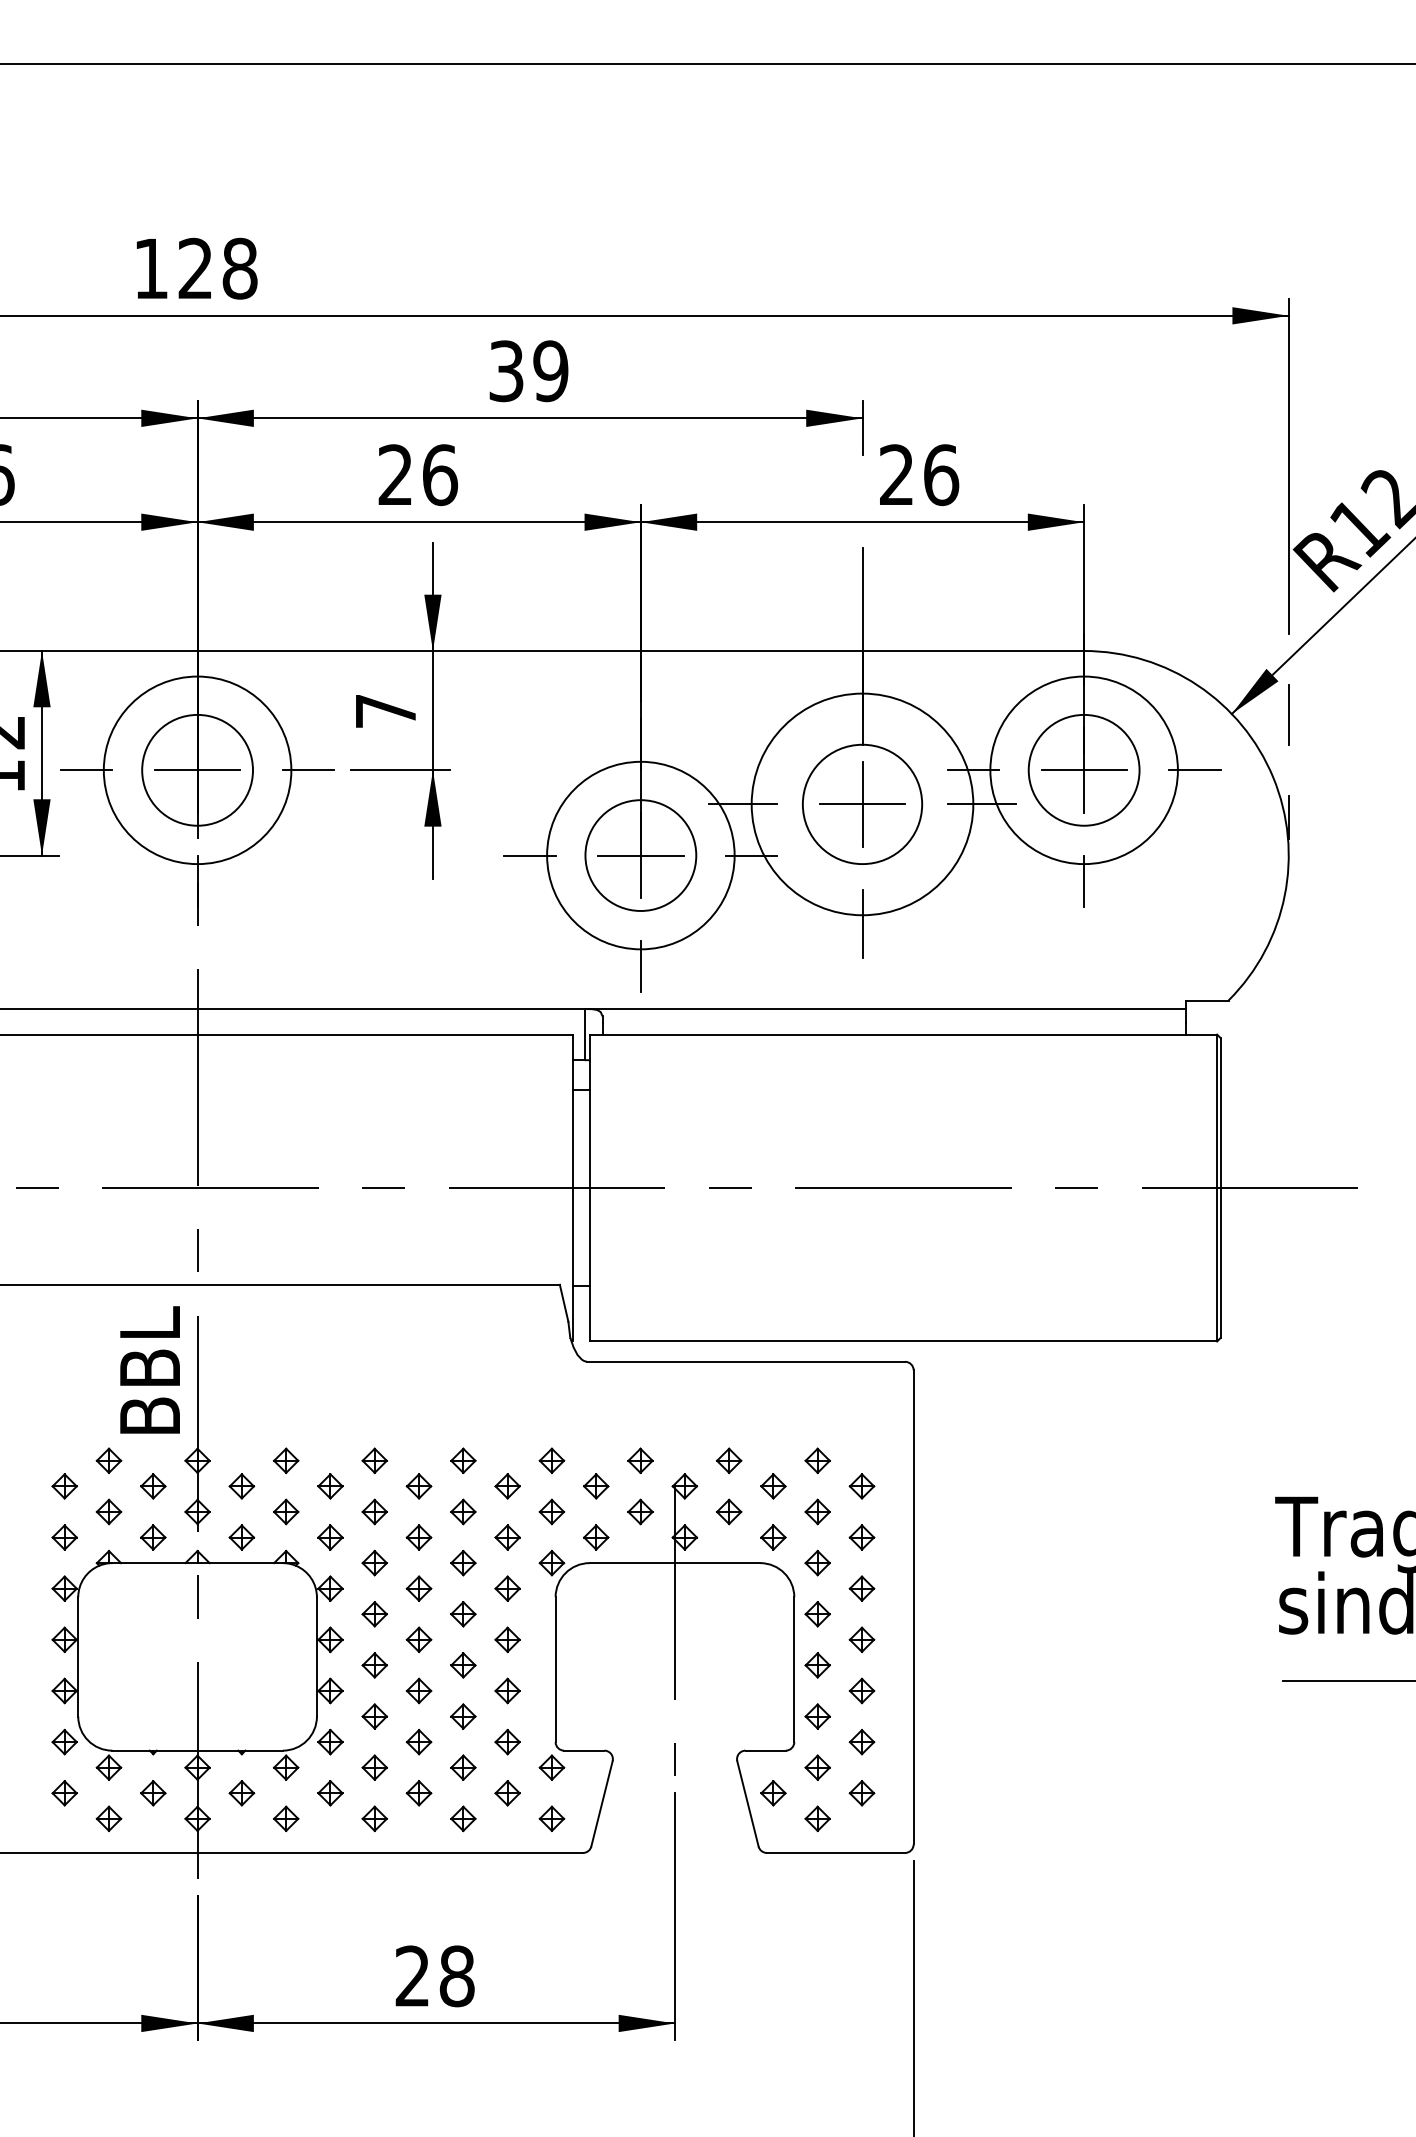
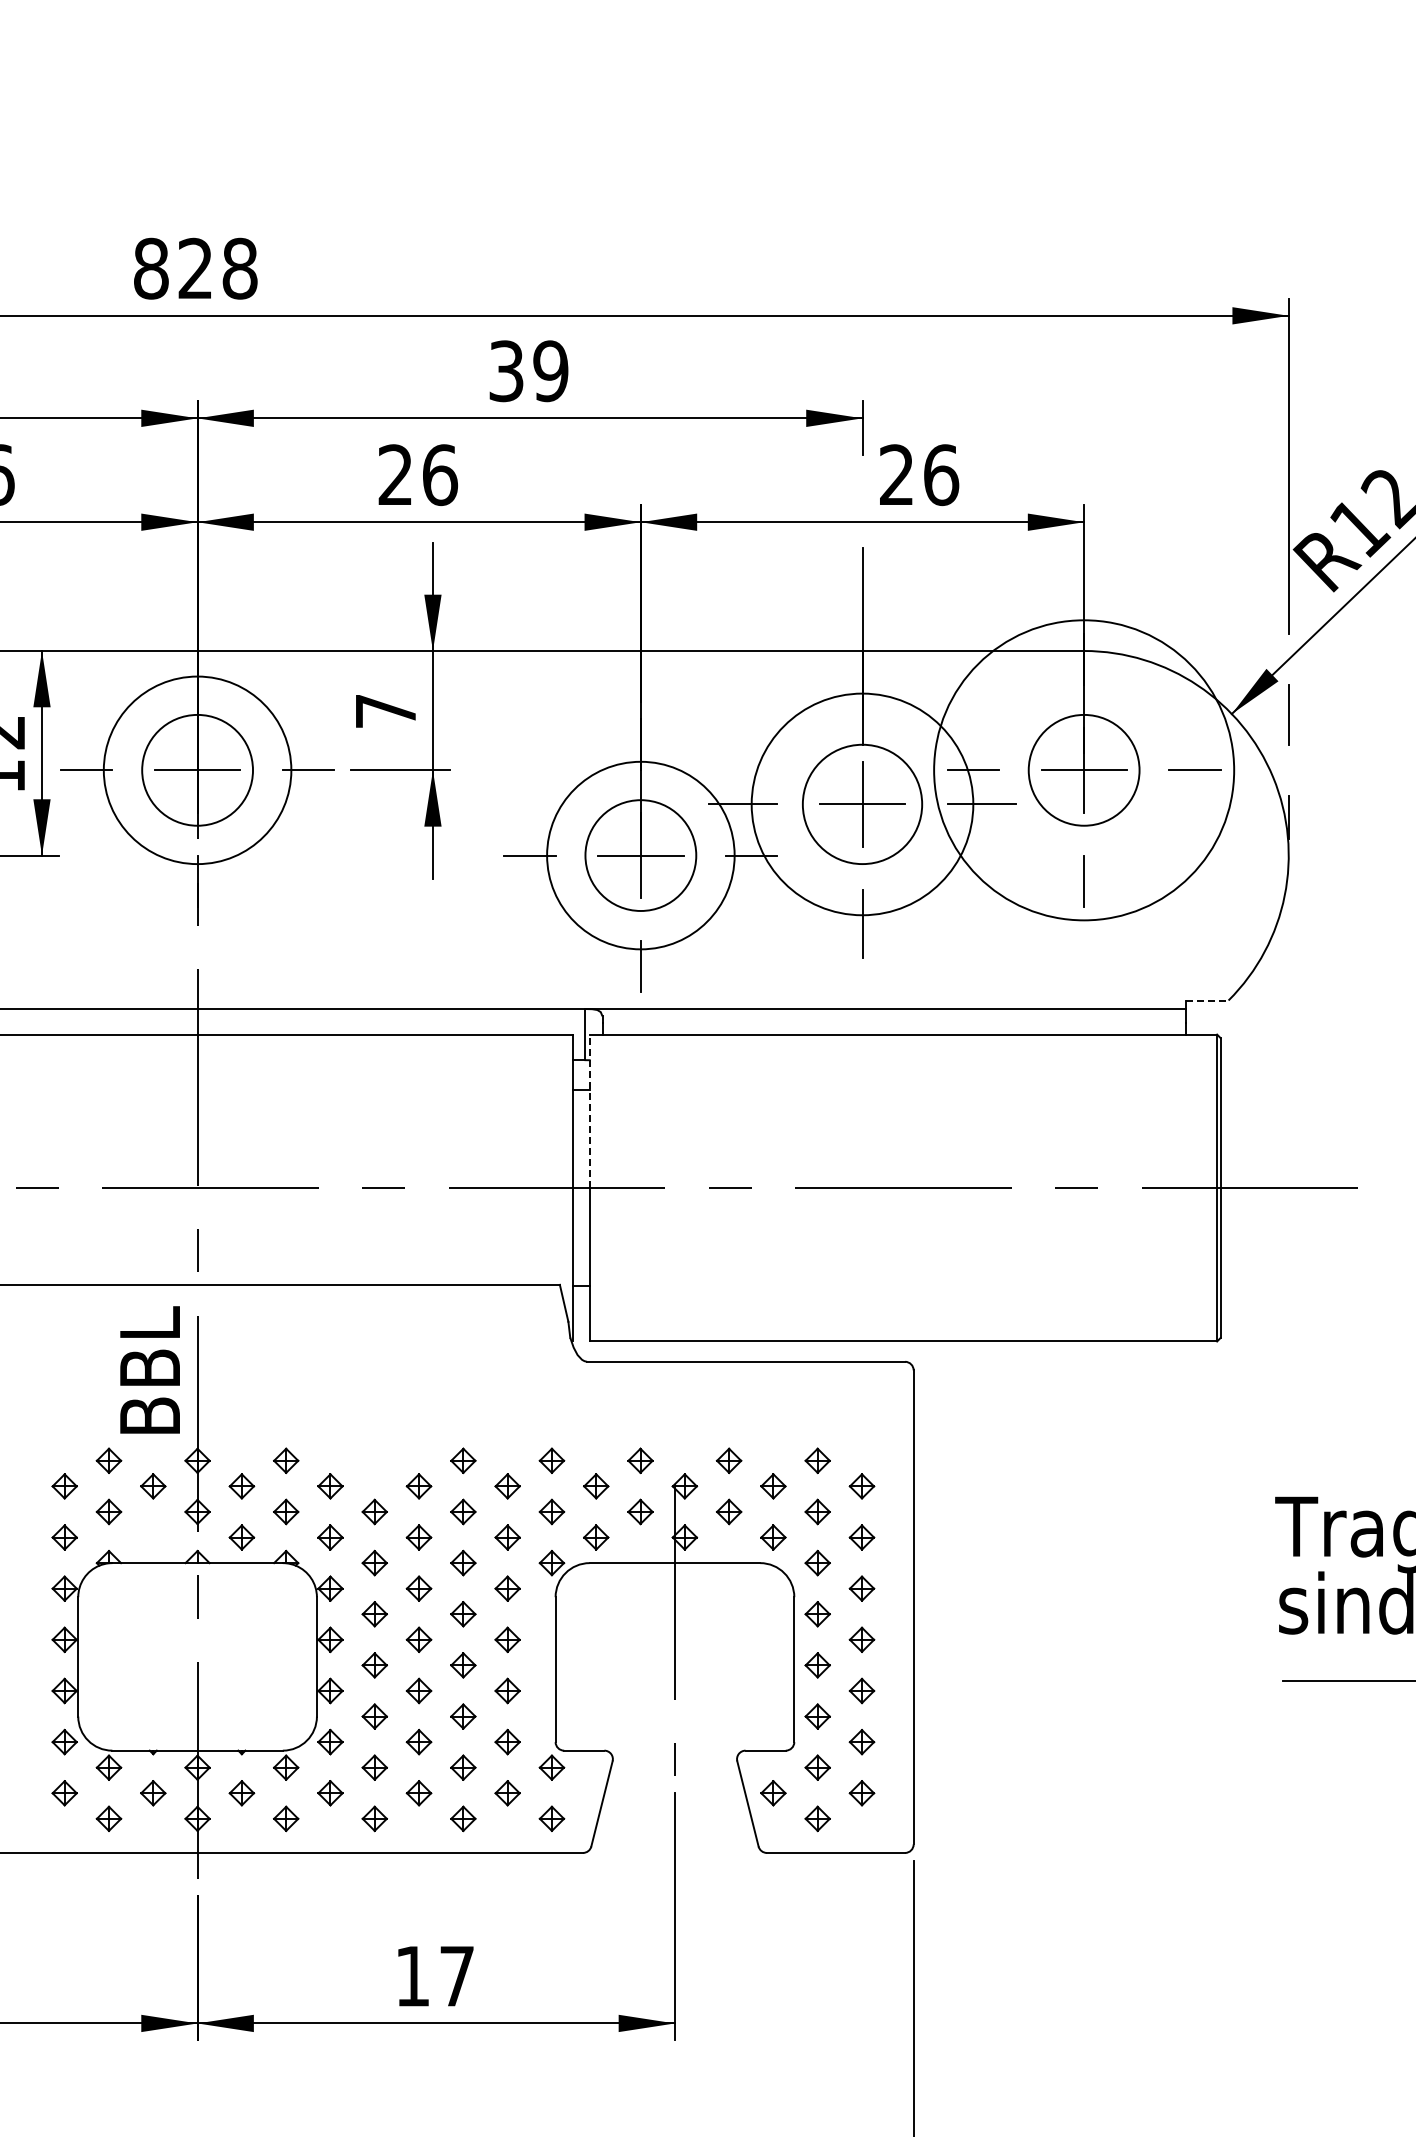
line: present -> none (707, 64)
text: 128 -> 828 (151, 268)
circle diameter: 188 px -> 300 px (1084, 770)
line: solid -> dashed (1207, 1000)
line: solid -> dashed (589, 1111)
part: present -> none (374, 1460)
part: present -> none (153, 1537)
text: 28 -> 17 (434, 1976)
